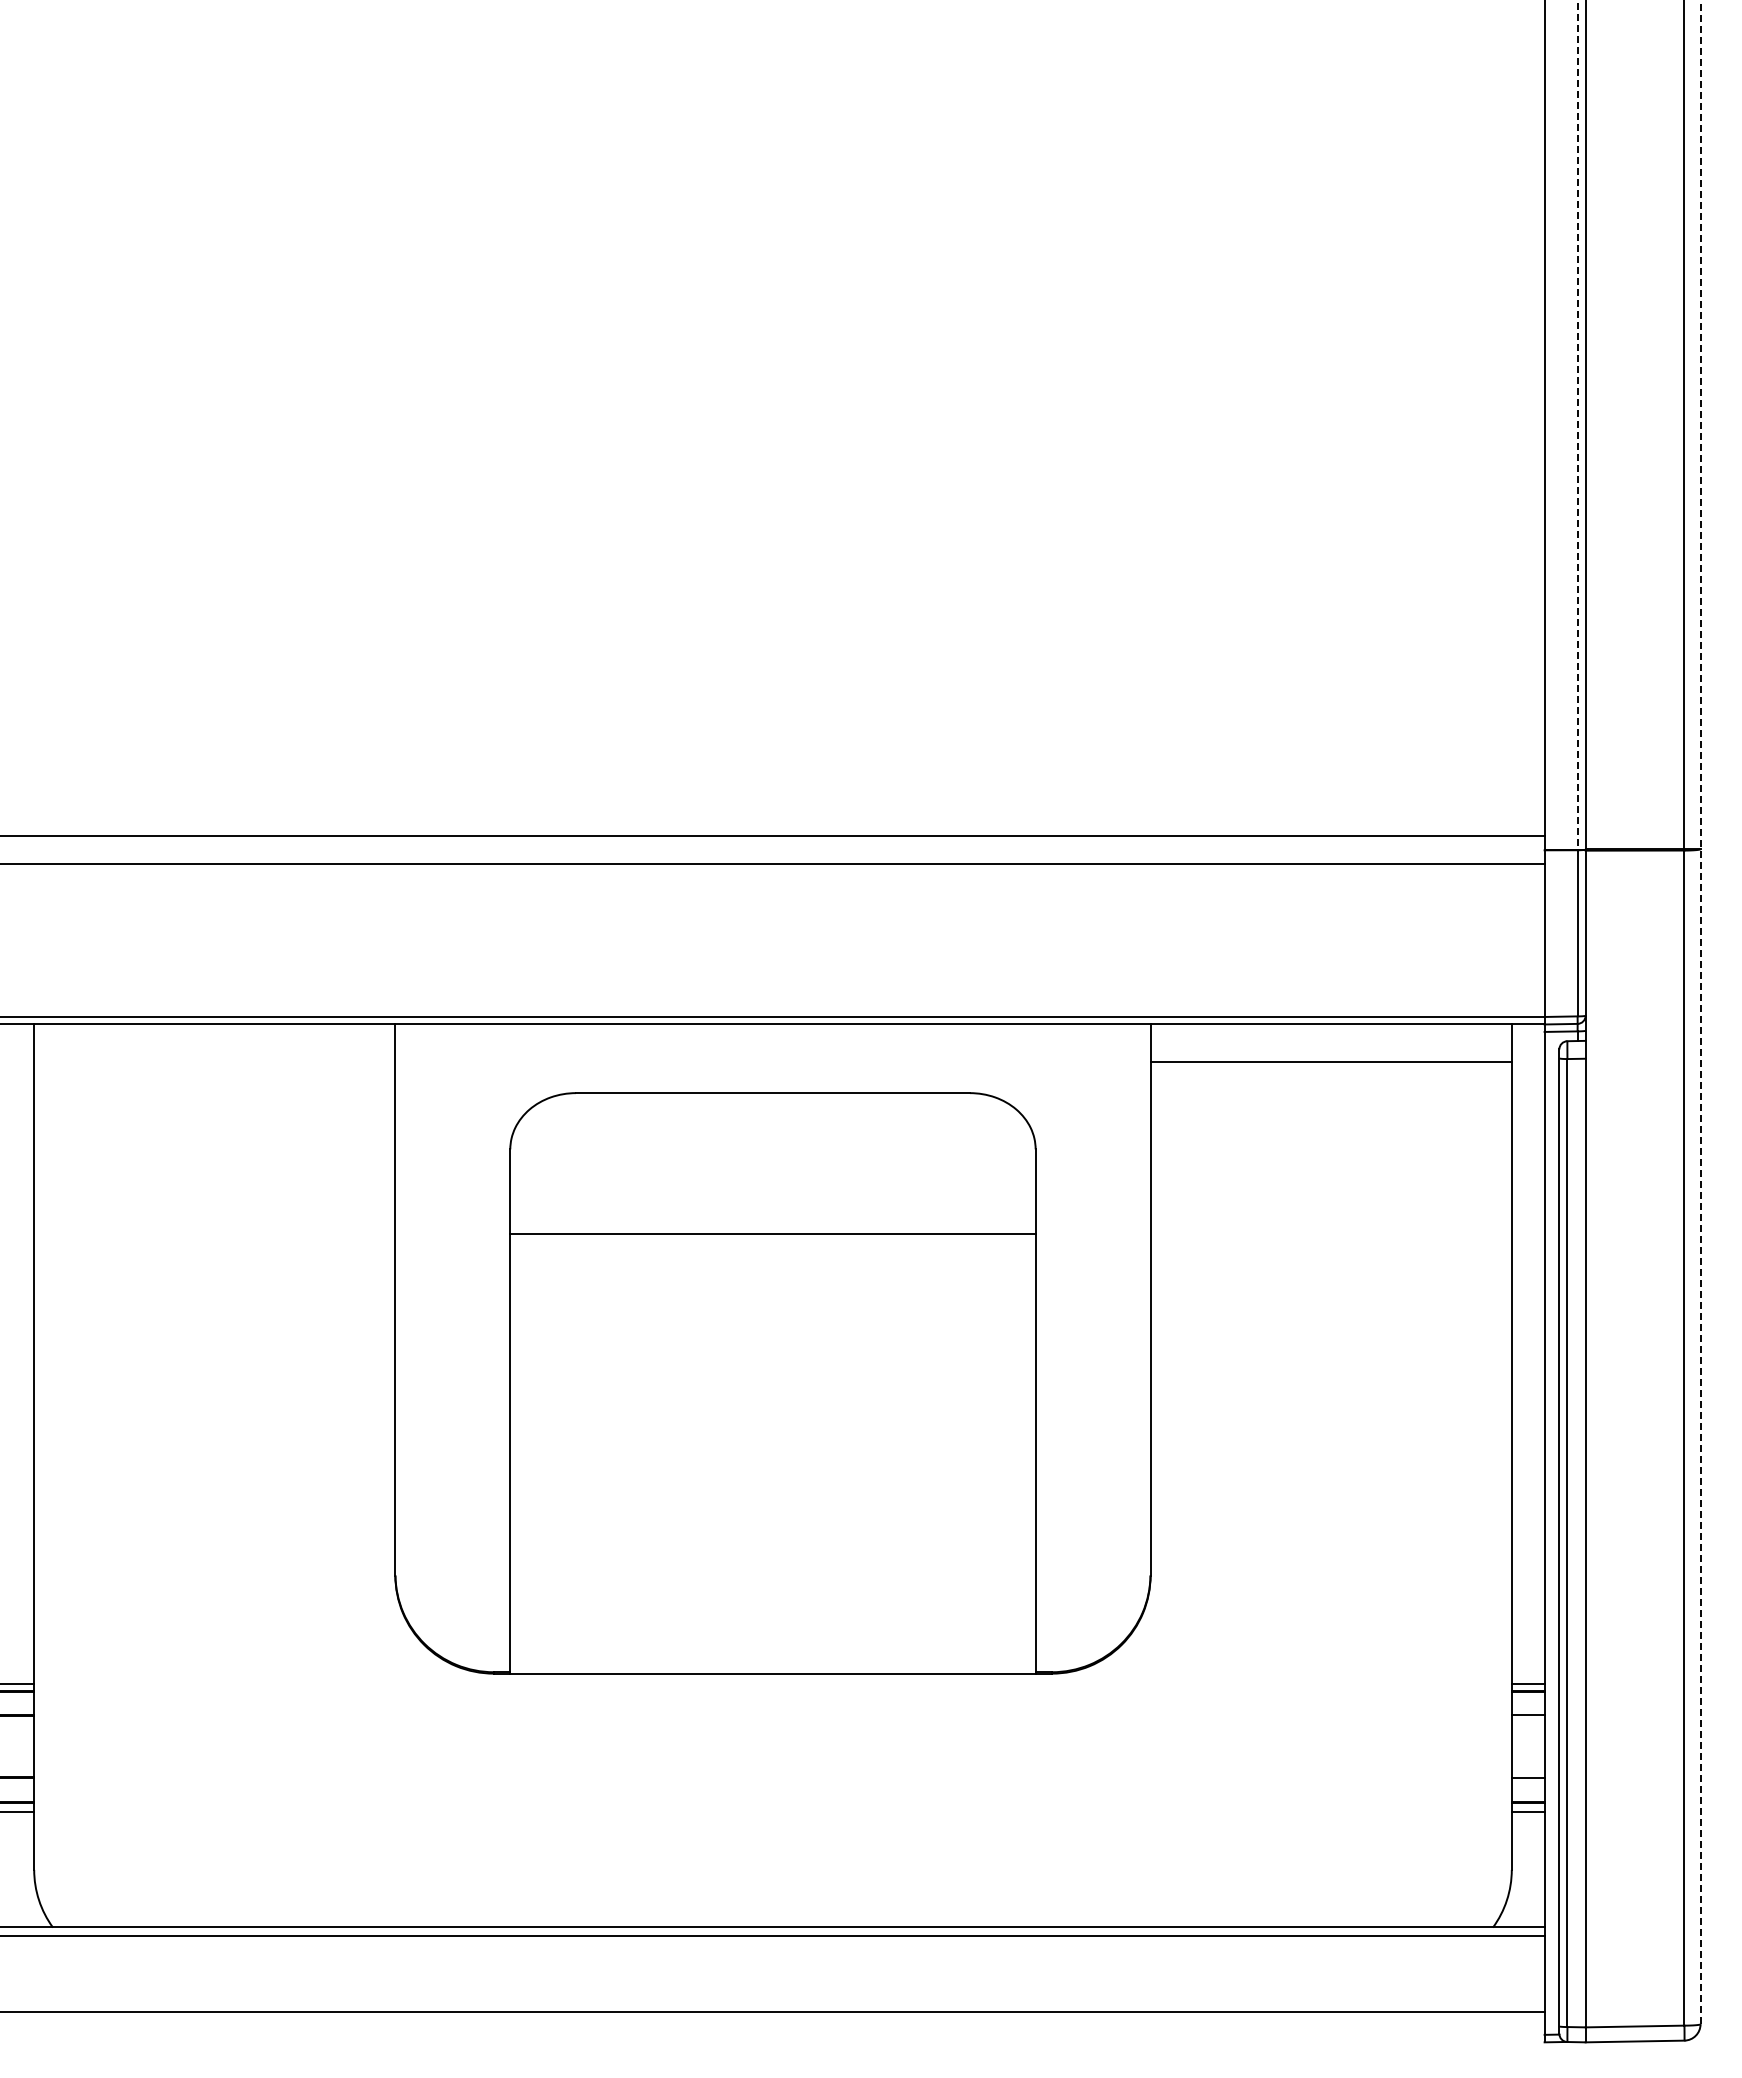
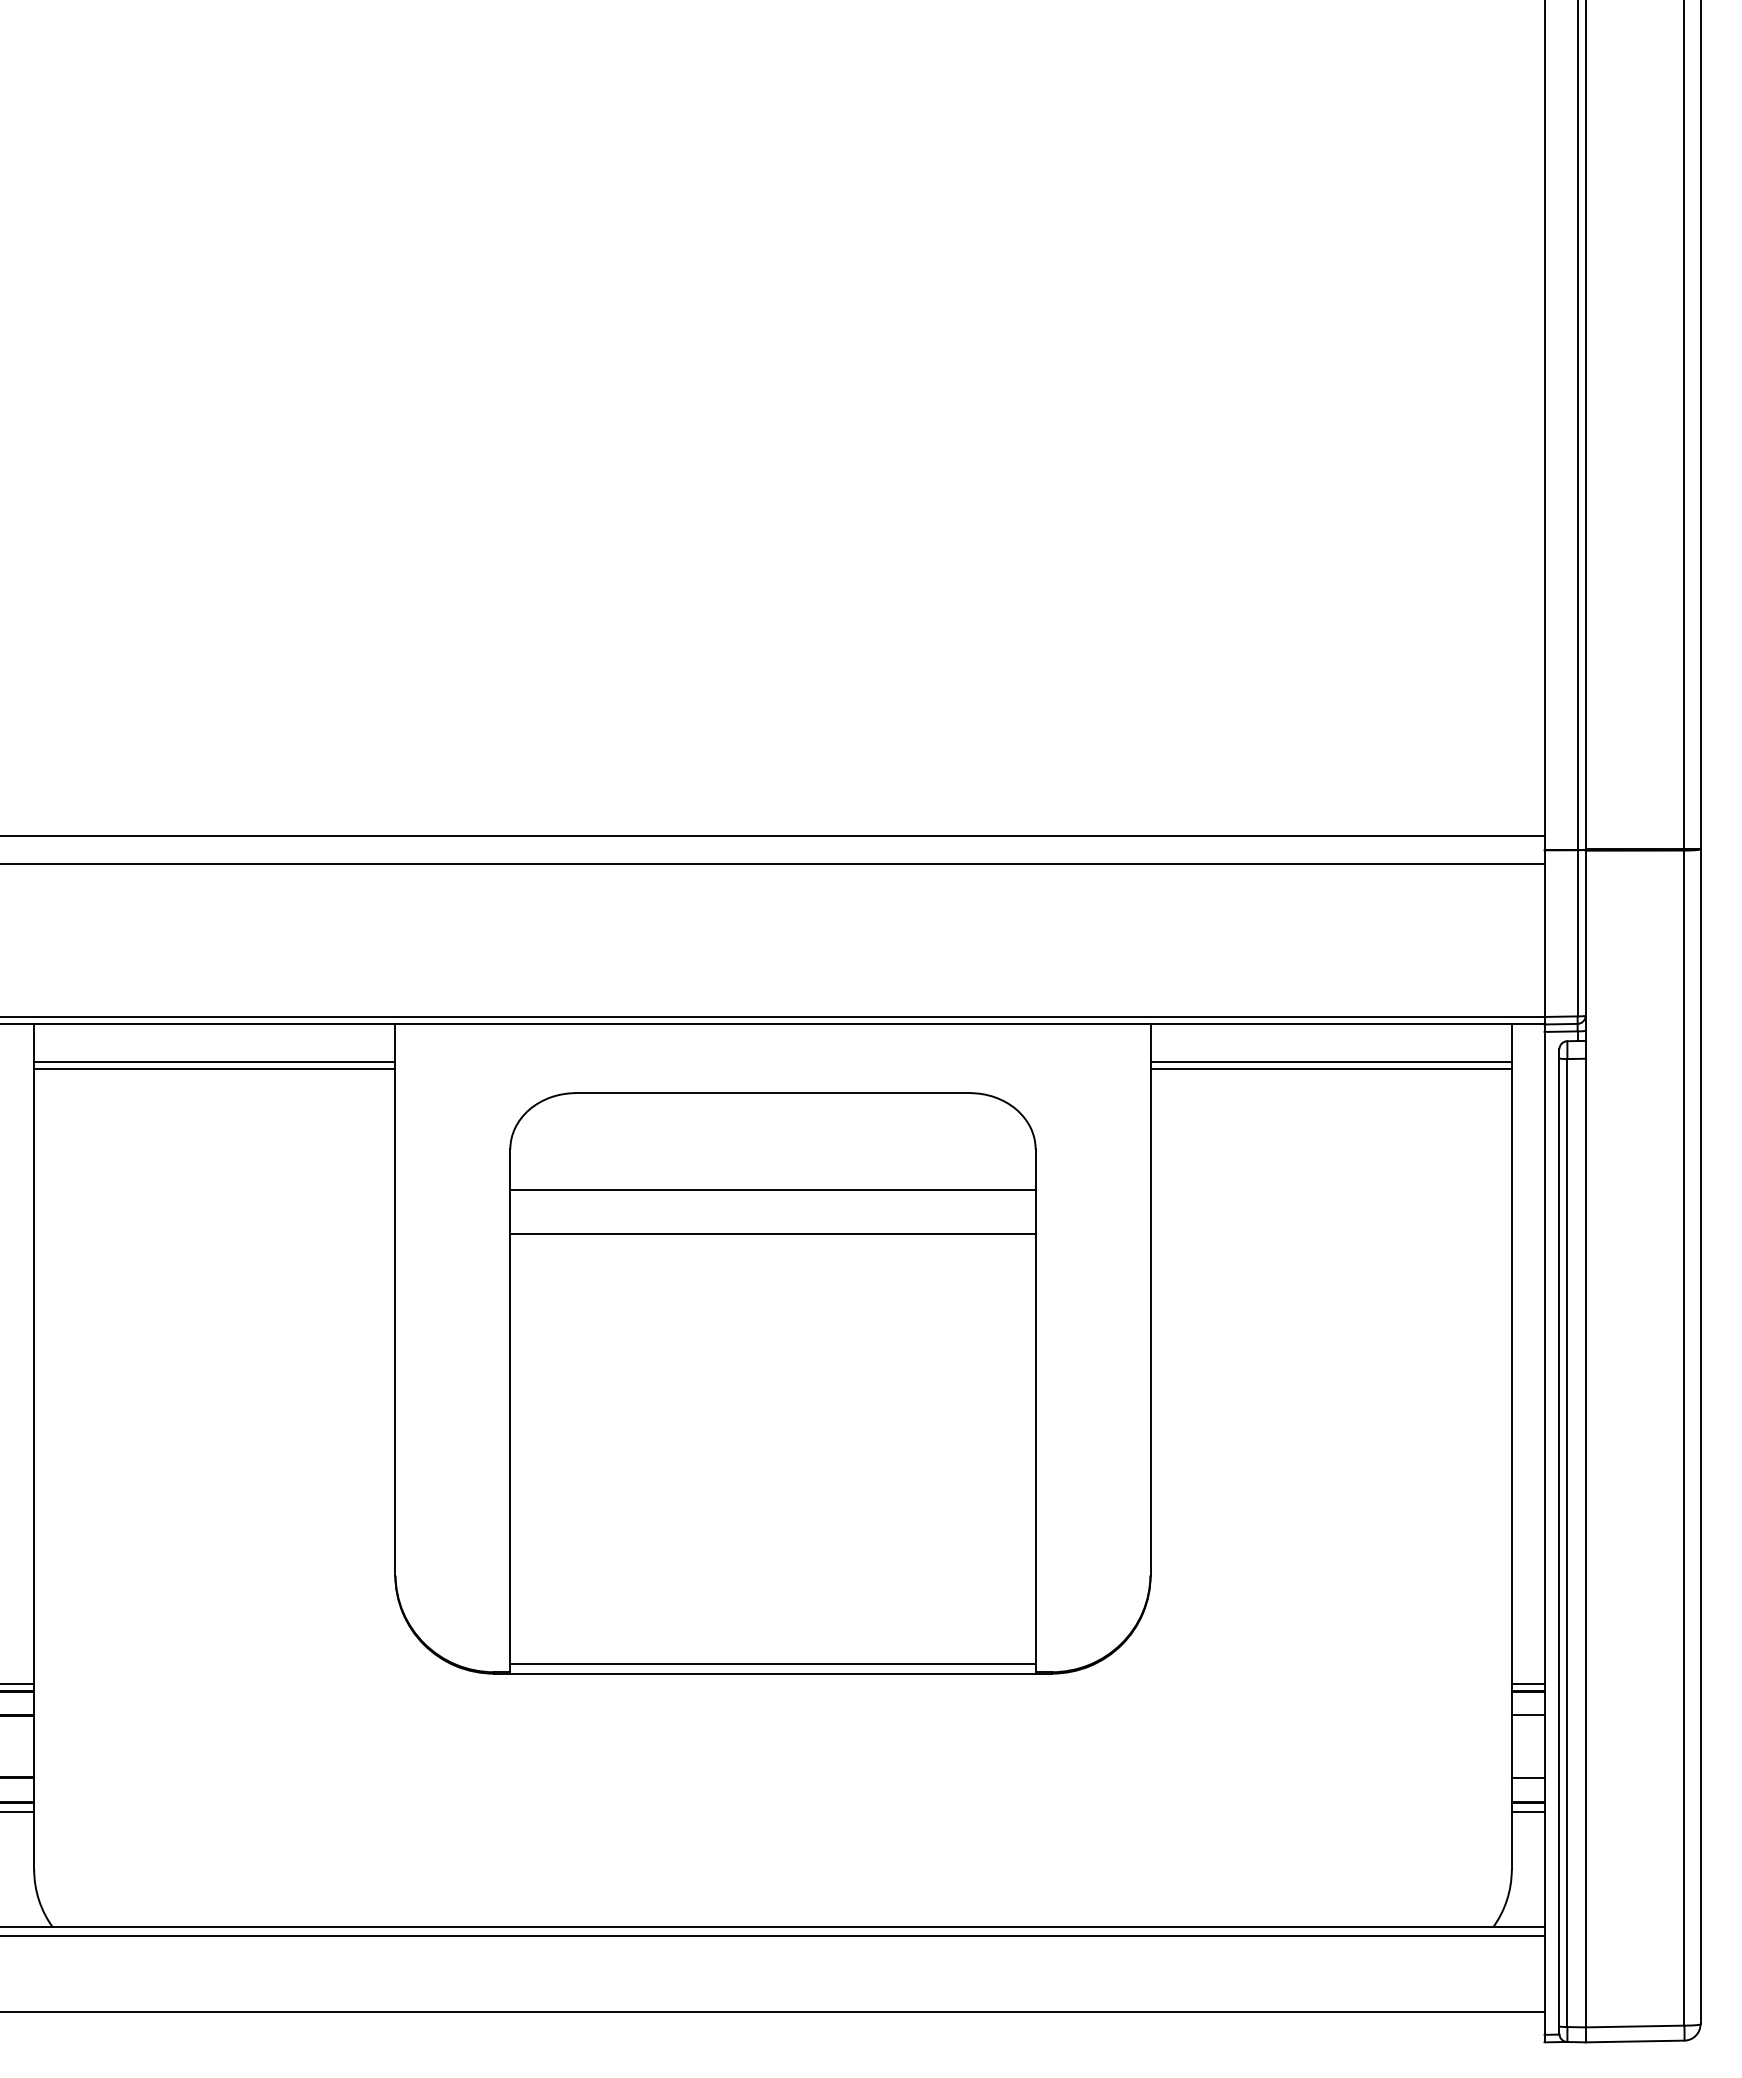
line: dashed -> solid (1577, 424)
line: dashed -> solid (1700, 1012)
line: none -> present (214, 1061)
line: none -> present (214, 1068)
line: none -> present (1330, 1068)
line: none -> present (772, 1190)
line: none -> present (772, 1664)
